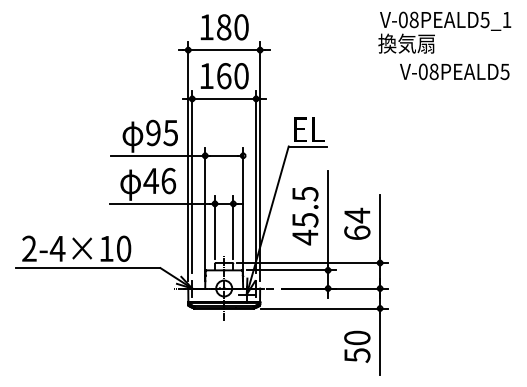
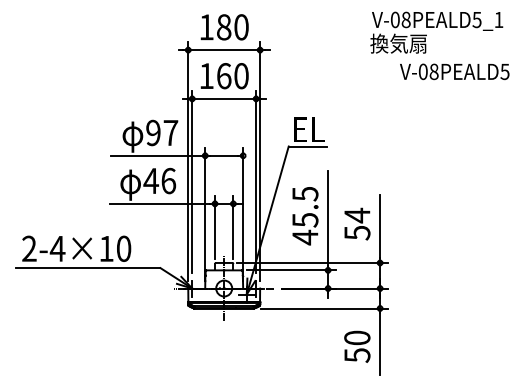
text position: (444, 32) -> (436, 32) (436, 32)
text: 95 -> 97 (170, 133)
text: 64 -> 54 (357, 232)
